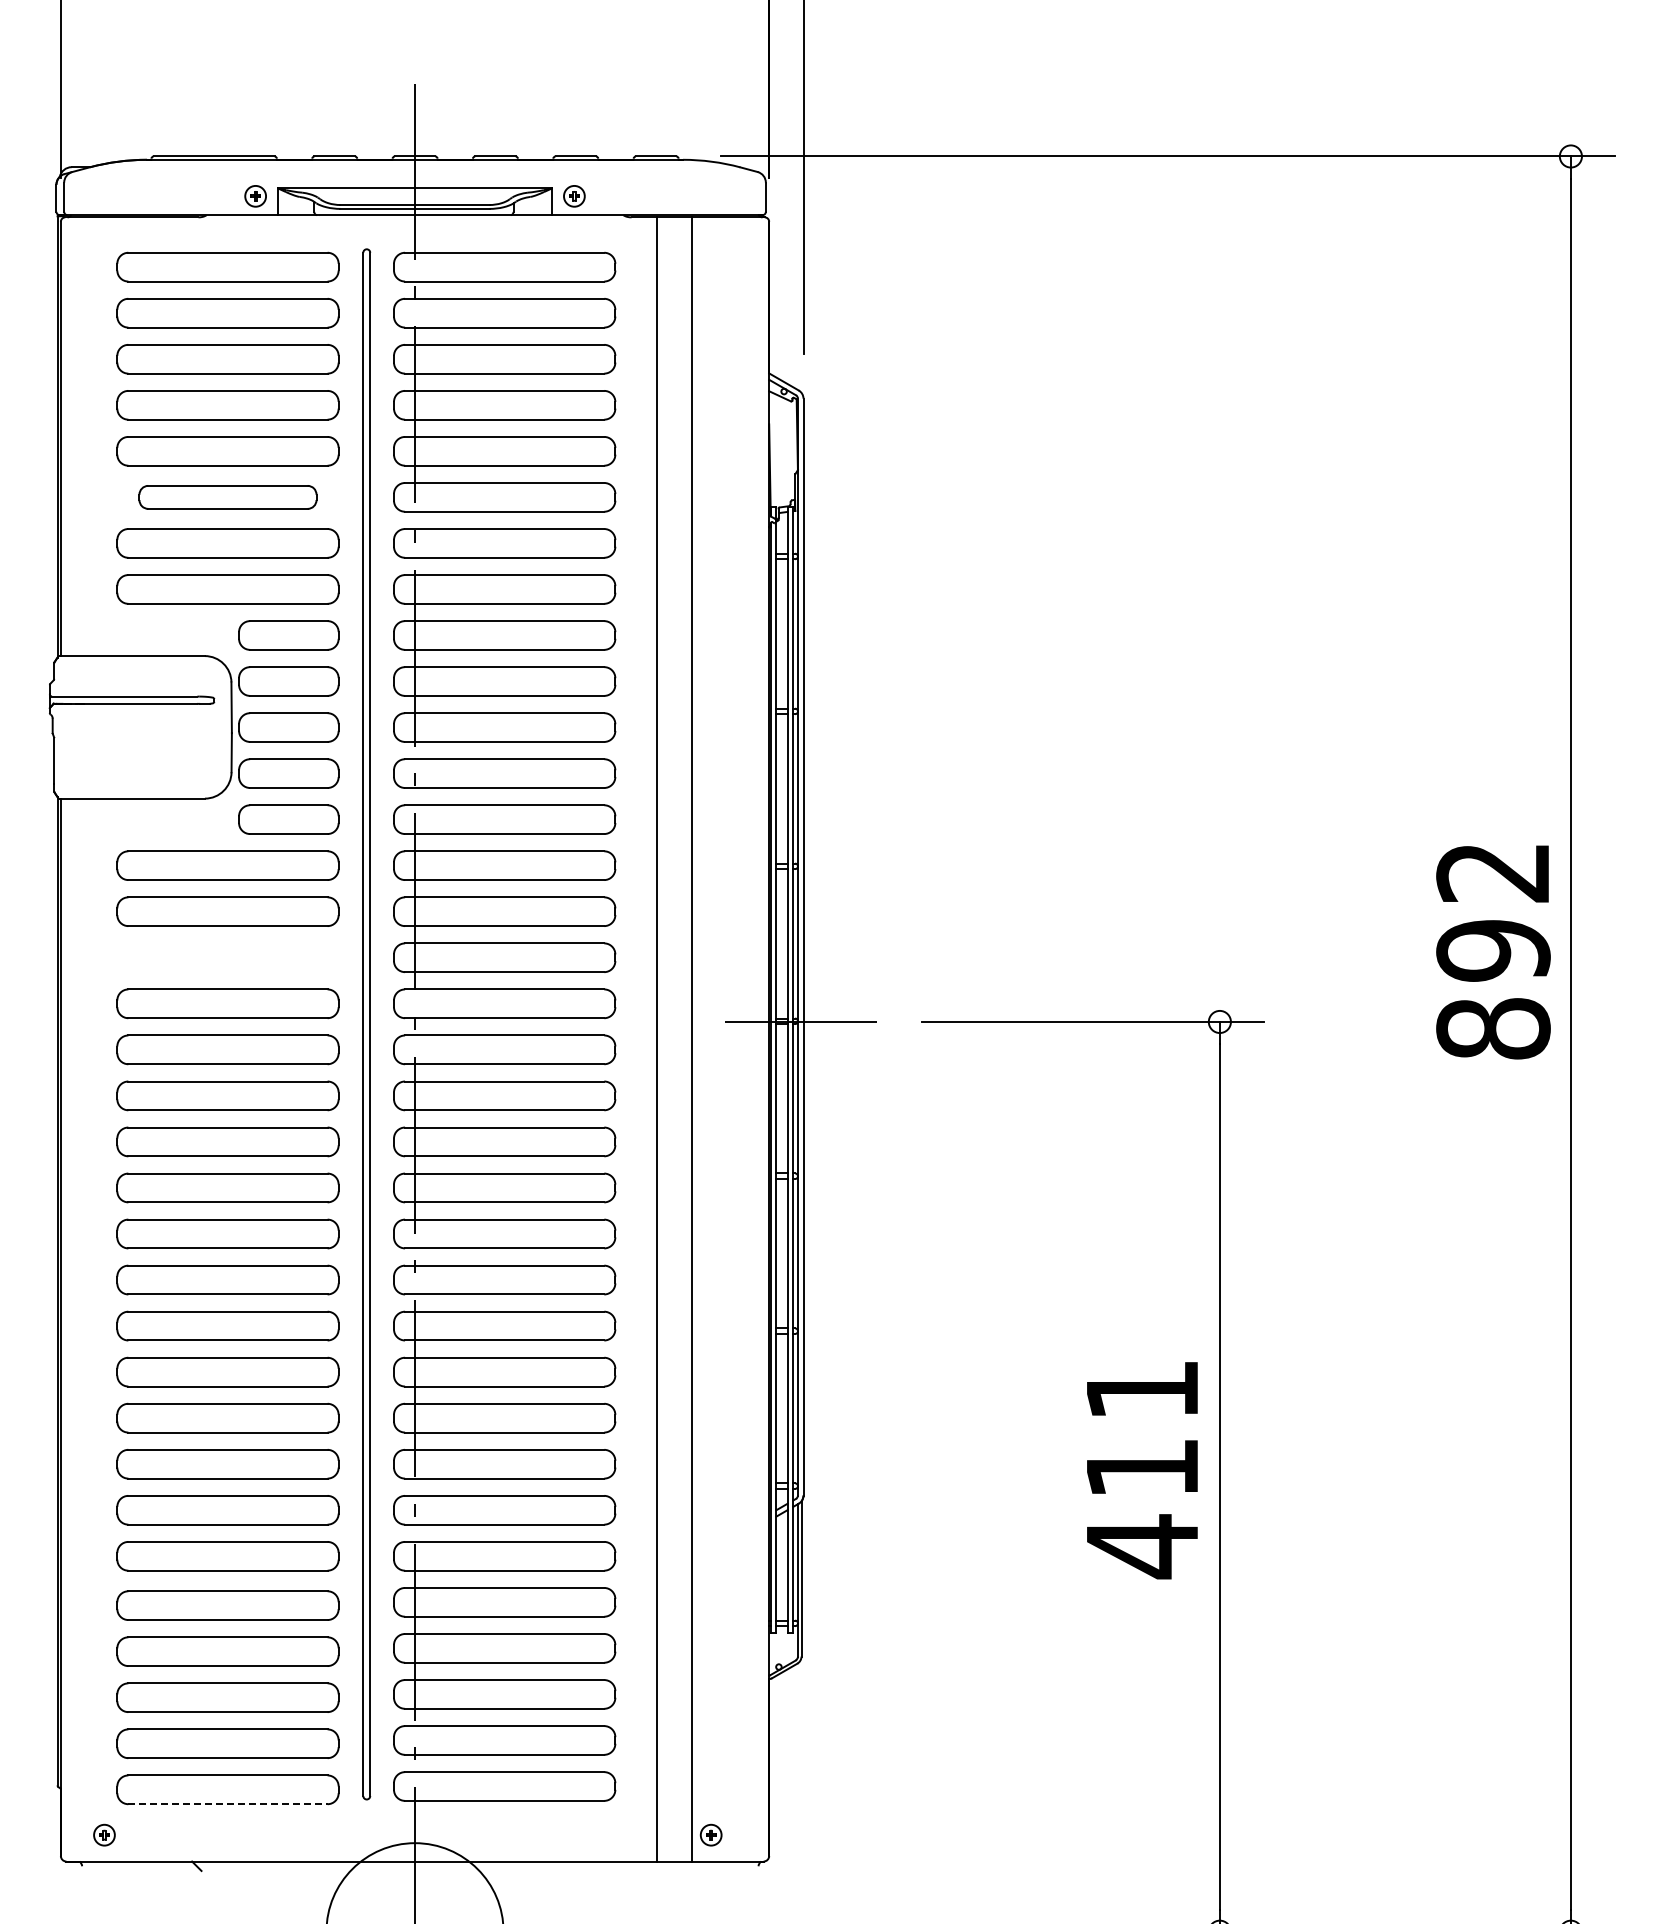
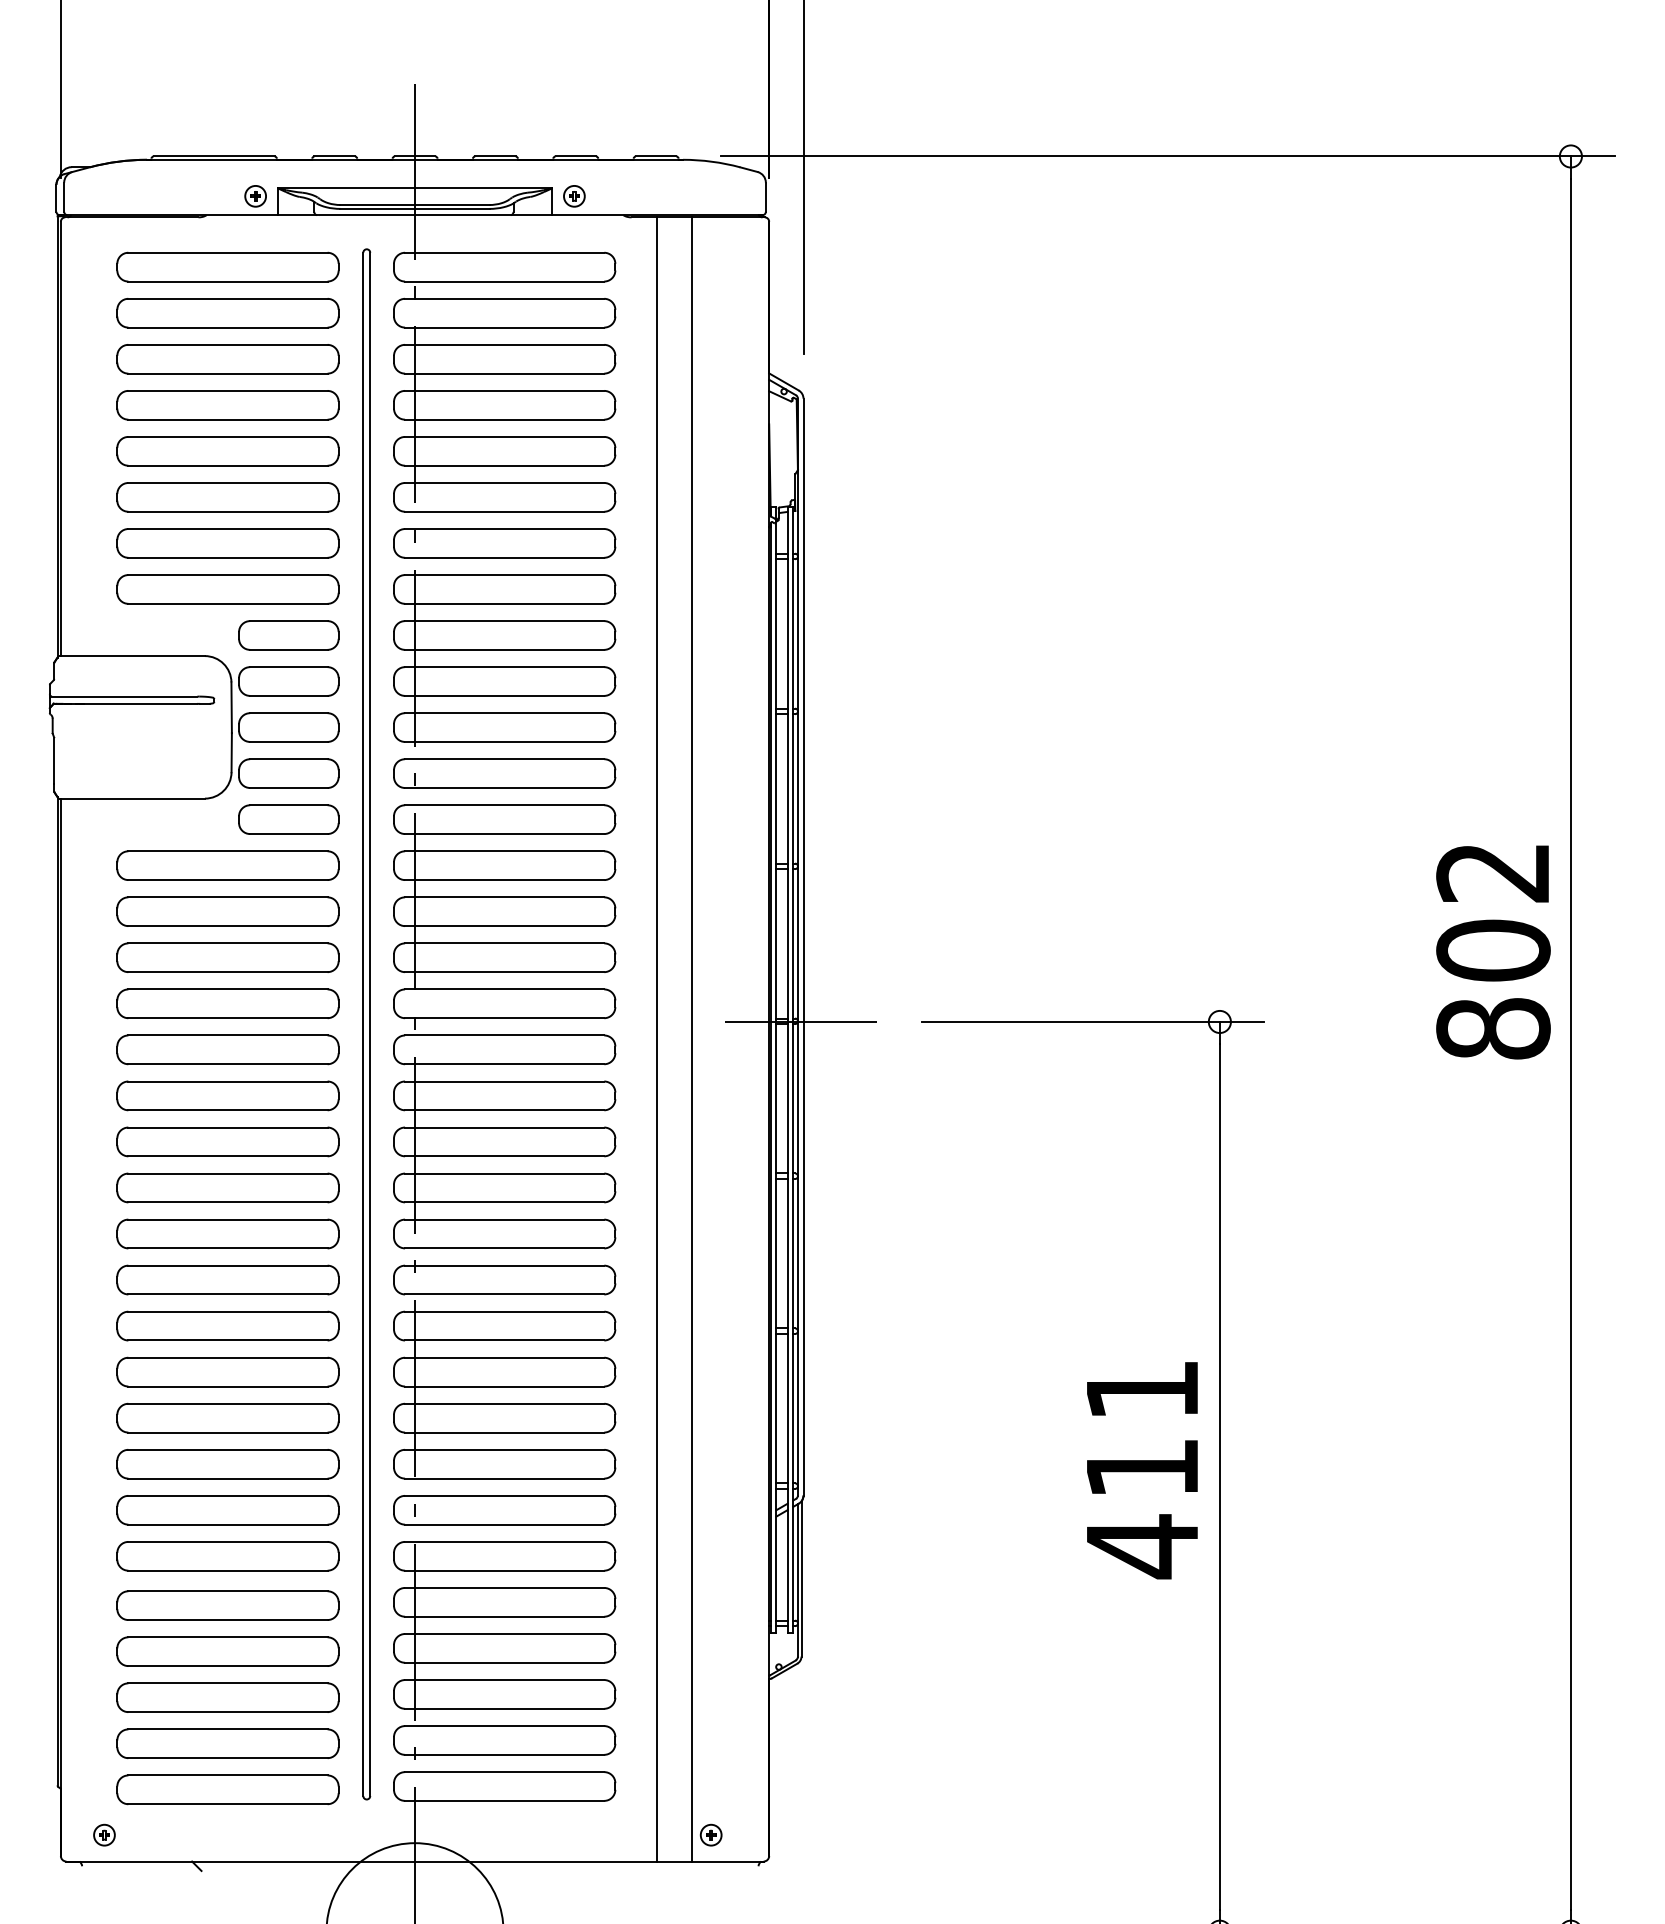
part size: 180x25 px -> 224x31 px (227, 497)
text: 892 -> 802 (1493, 950)
part: none -> present (227, 957)
line: dashed -> solid (227, 1804)
